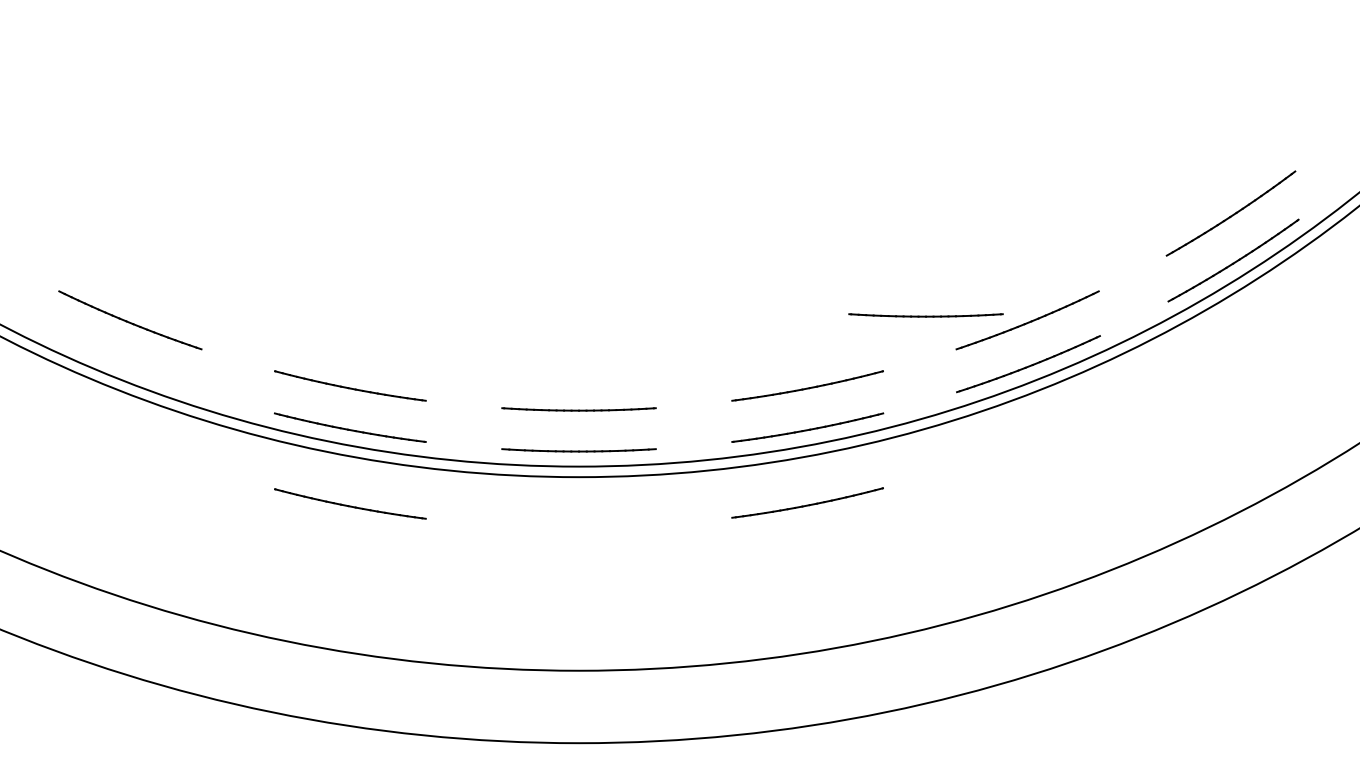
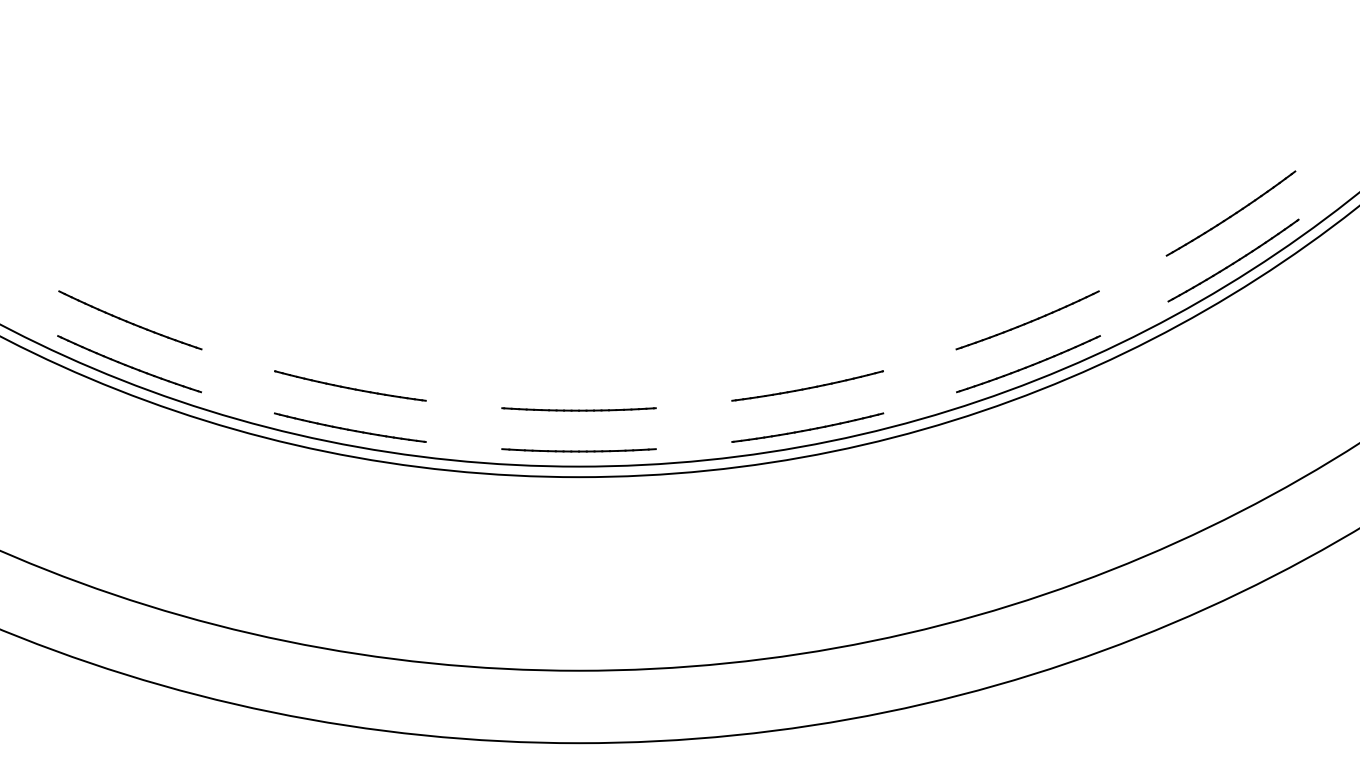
part: present -> none (925, 315)
part: none -> present (129, 364)
part: present -> none (807, 502)
part: present -> none (350, 503)
